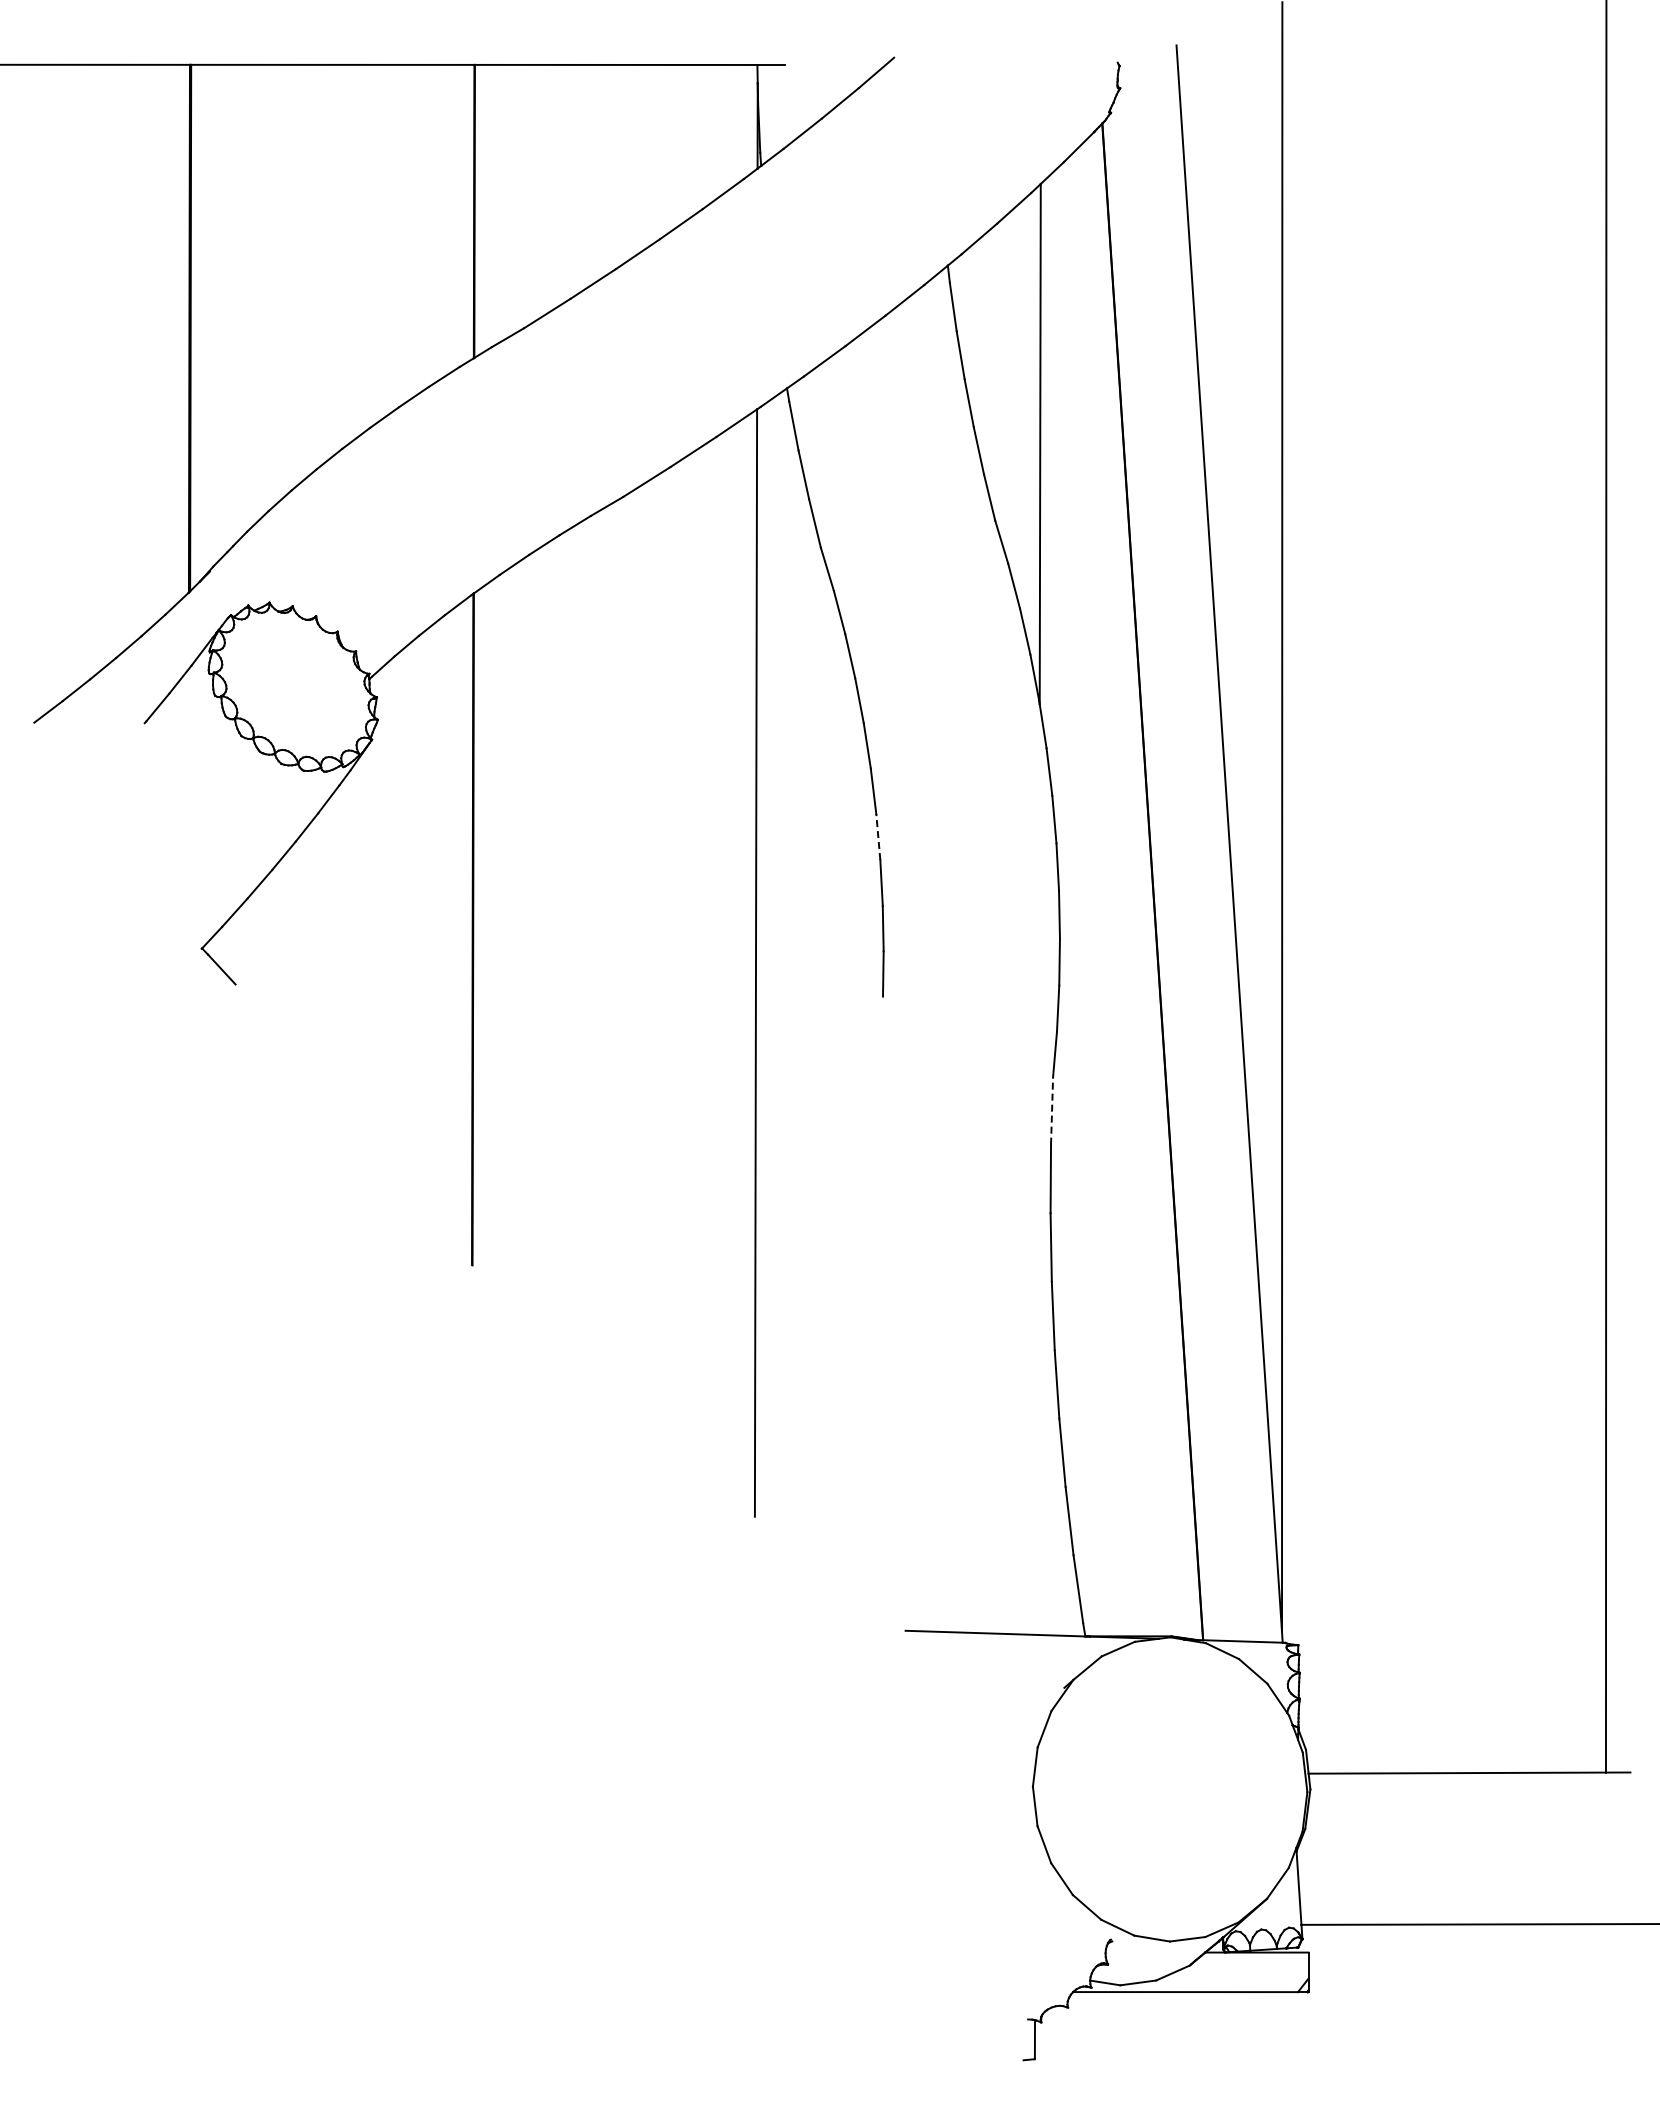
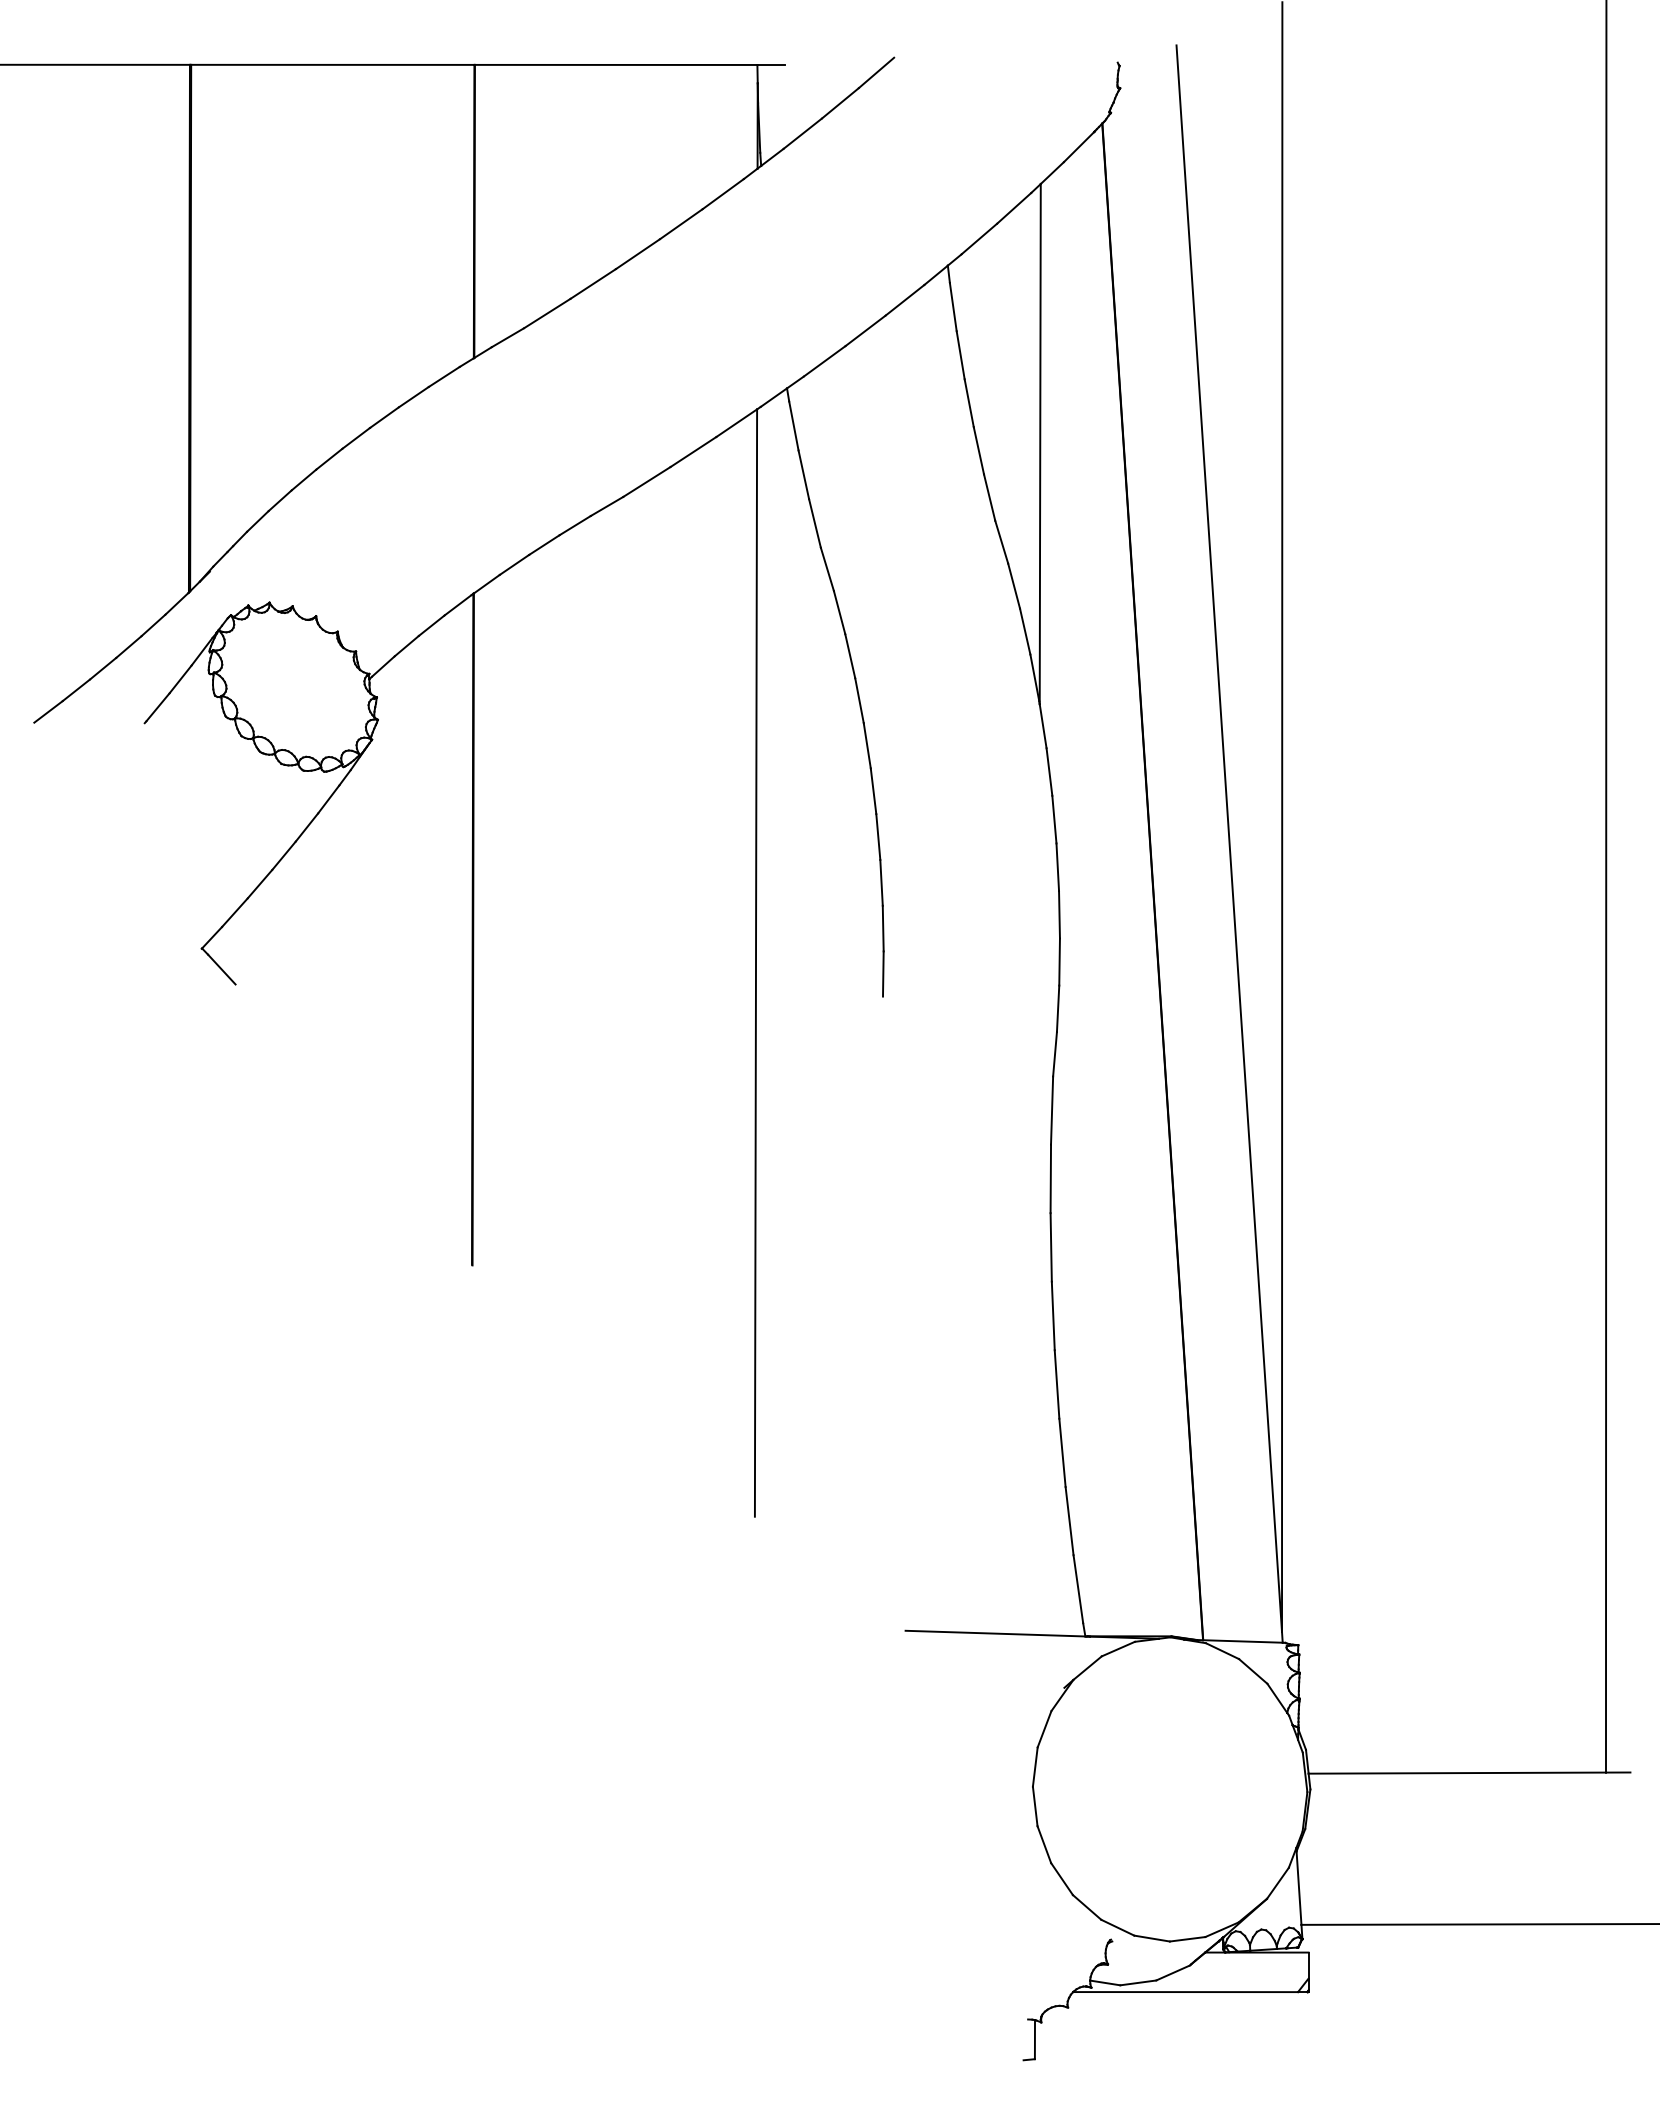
line: dashed -> solid (878, 836)
line: dashed -> solid (1052, 1110)
